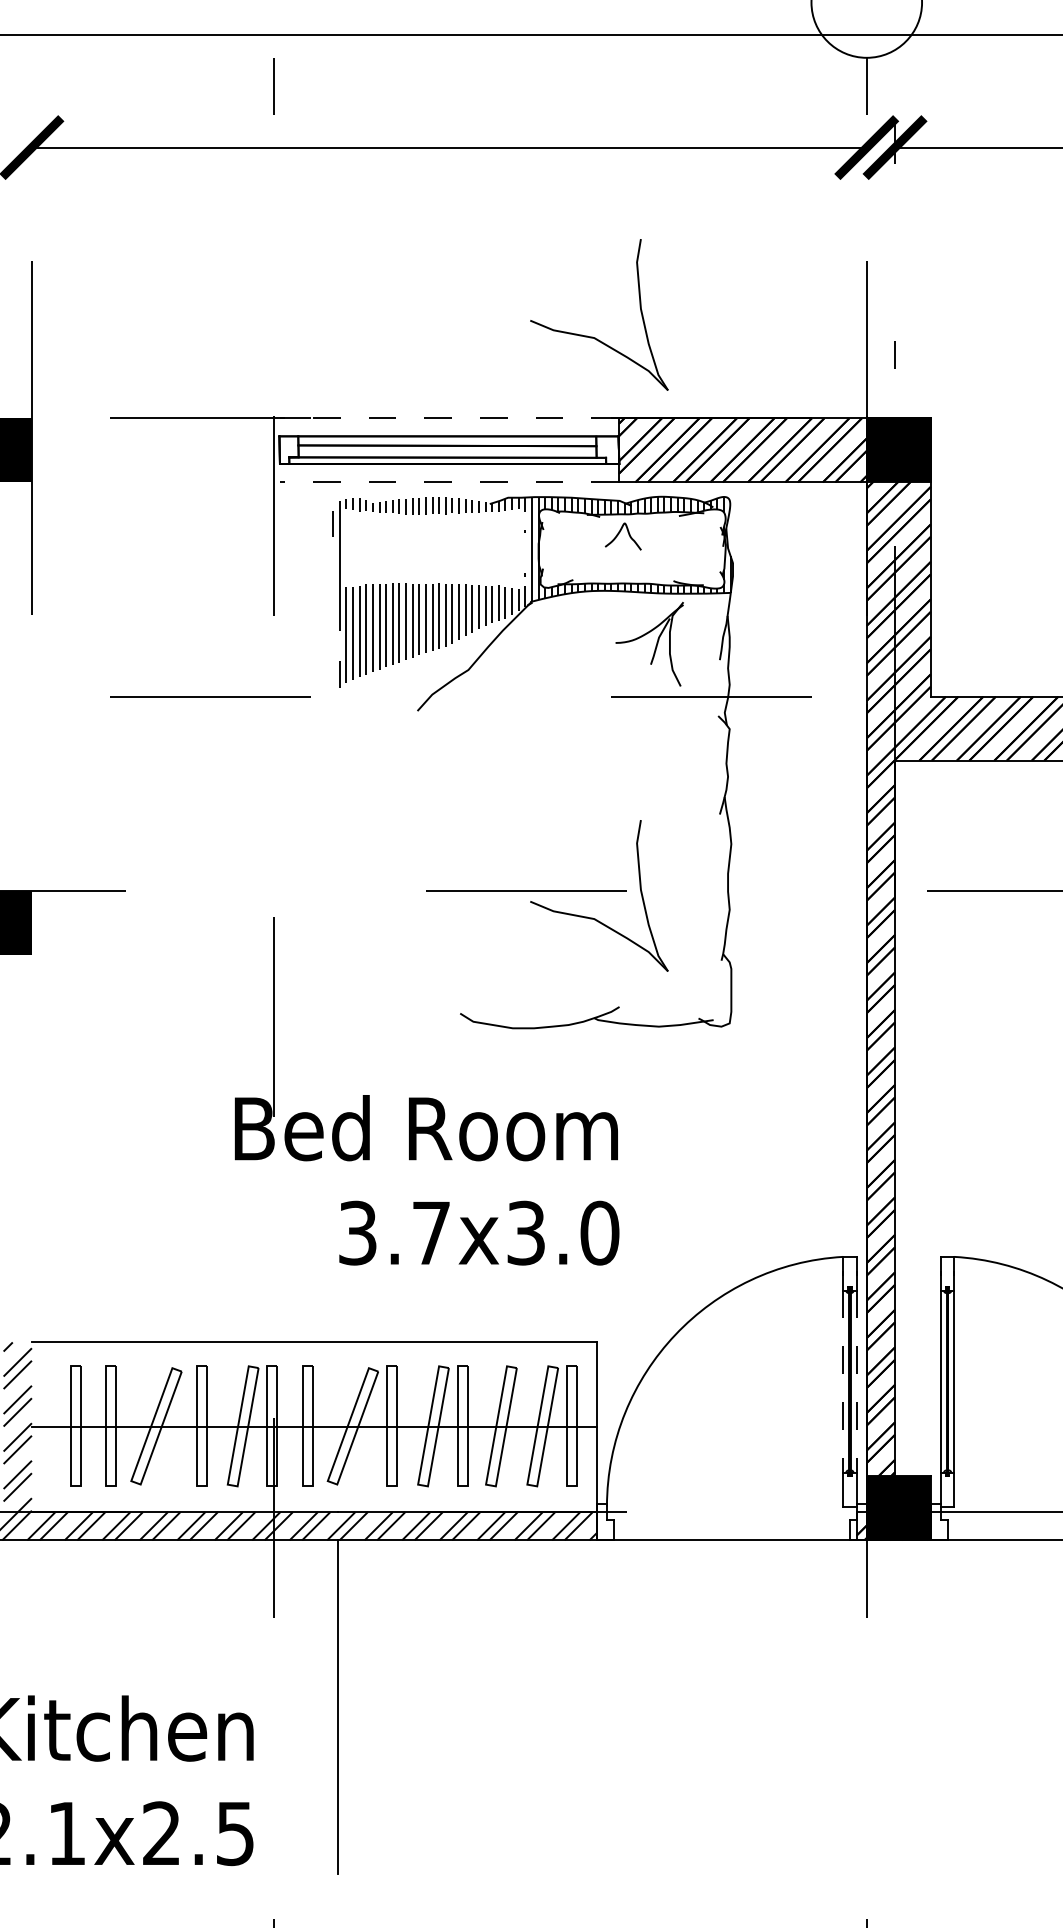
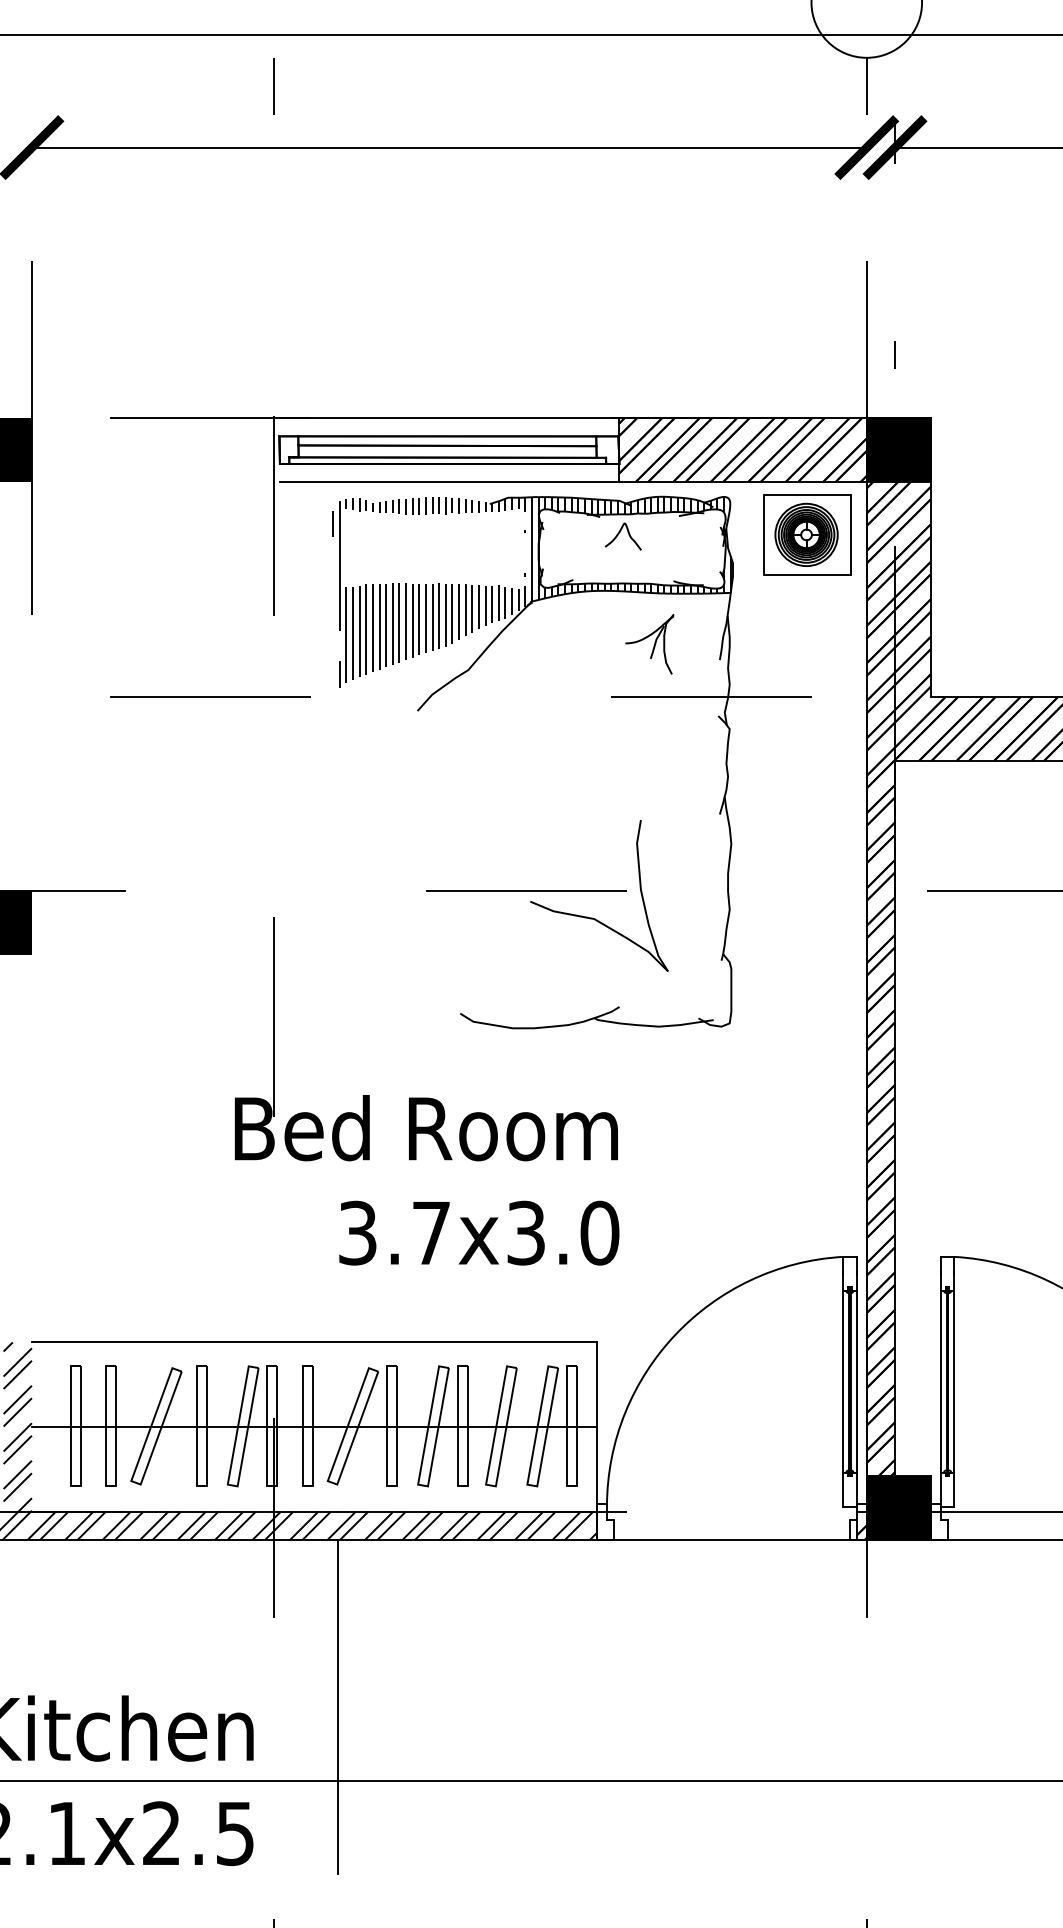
part: present -> none (592, 336)
line: dashed -> solid (449, 418)
line: dashed -> solid (449, 482)
part: none -> present (807, 534)
part size: 69x86 px -> 50x61 px (649, 644)
line: dashed -> solid (843, 1382)
line: dashed -> solid (856, 1382)
line: none -> present (530, 1780)
